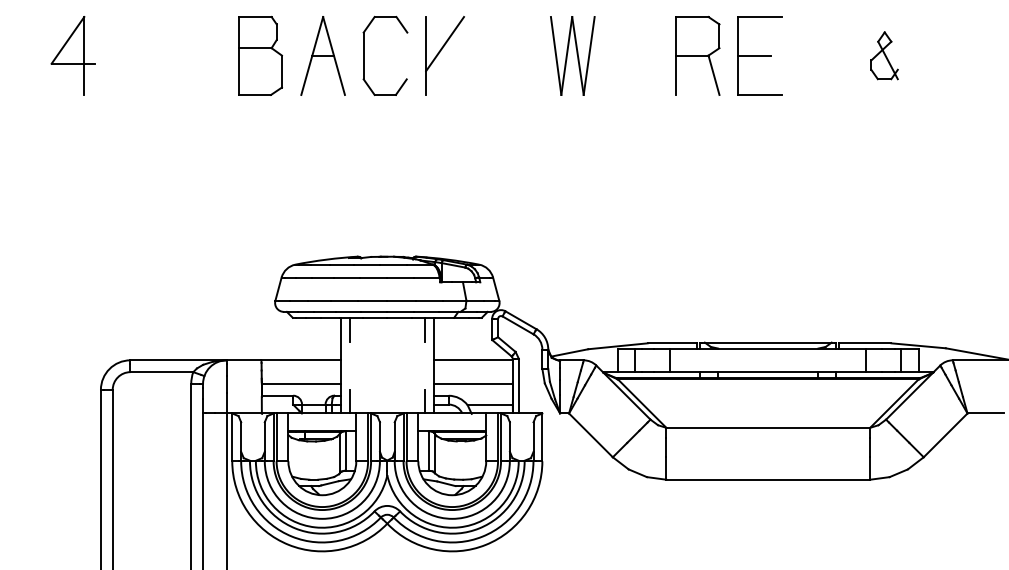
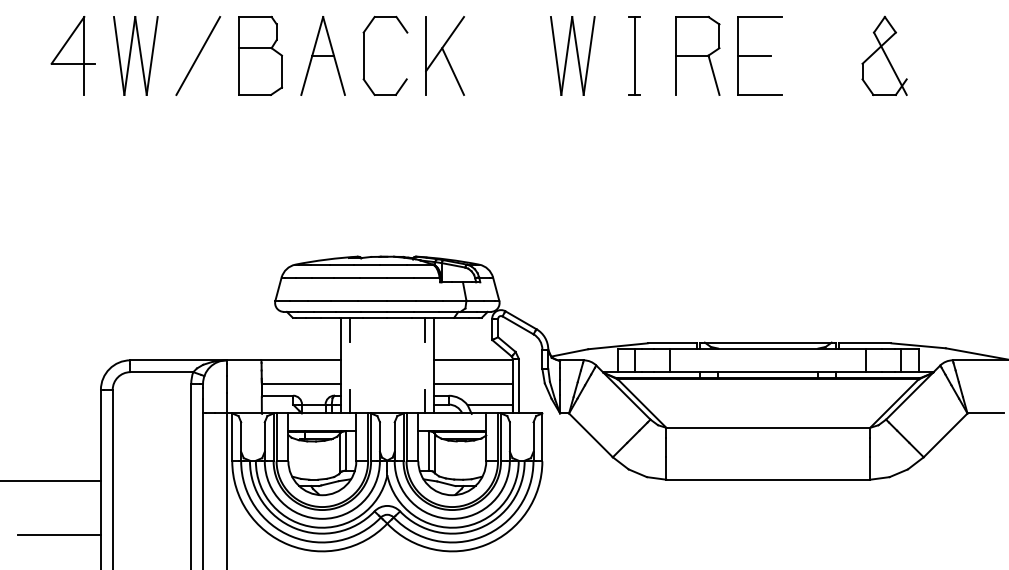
part: none -> present (135, 55)
line: none -> present (198, 55)
part: none -> present (634, 55)
part size: 29x50 px -> 47x81 px (884, 55)
line: none -> present (453, 71)
line: none -> present (51, 481)
line: none -> present (59, 534)
